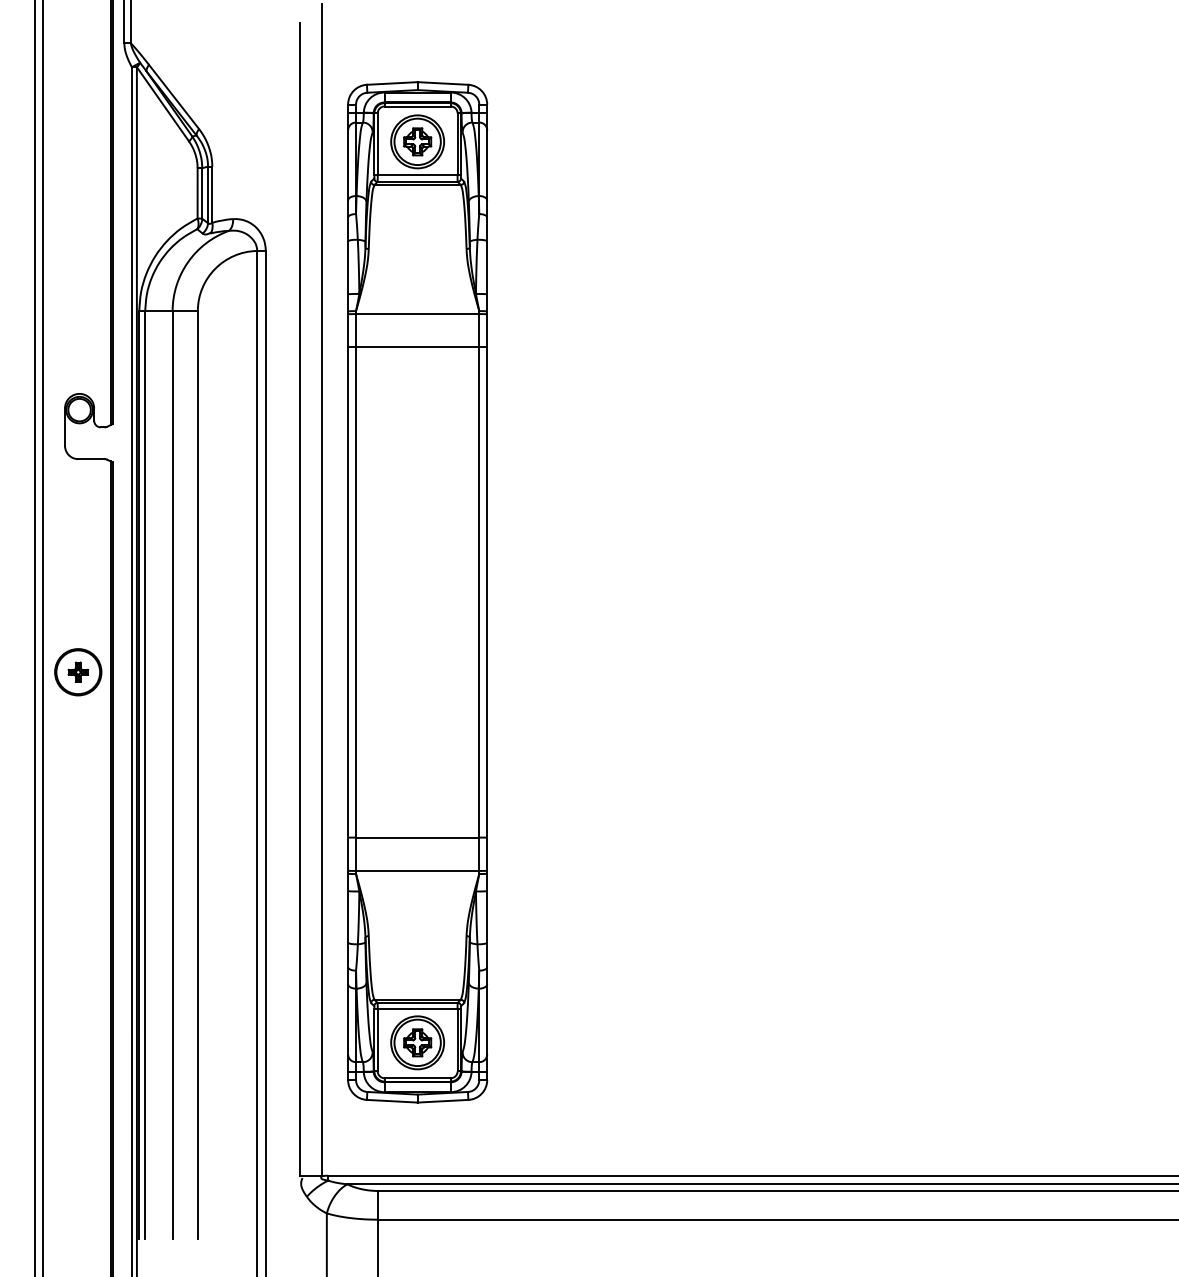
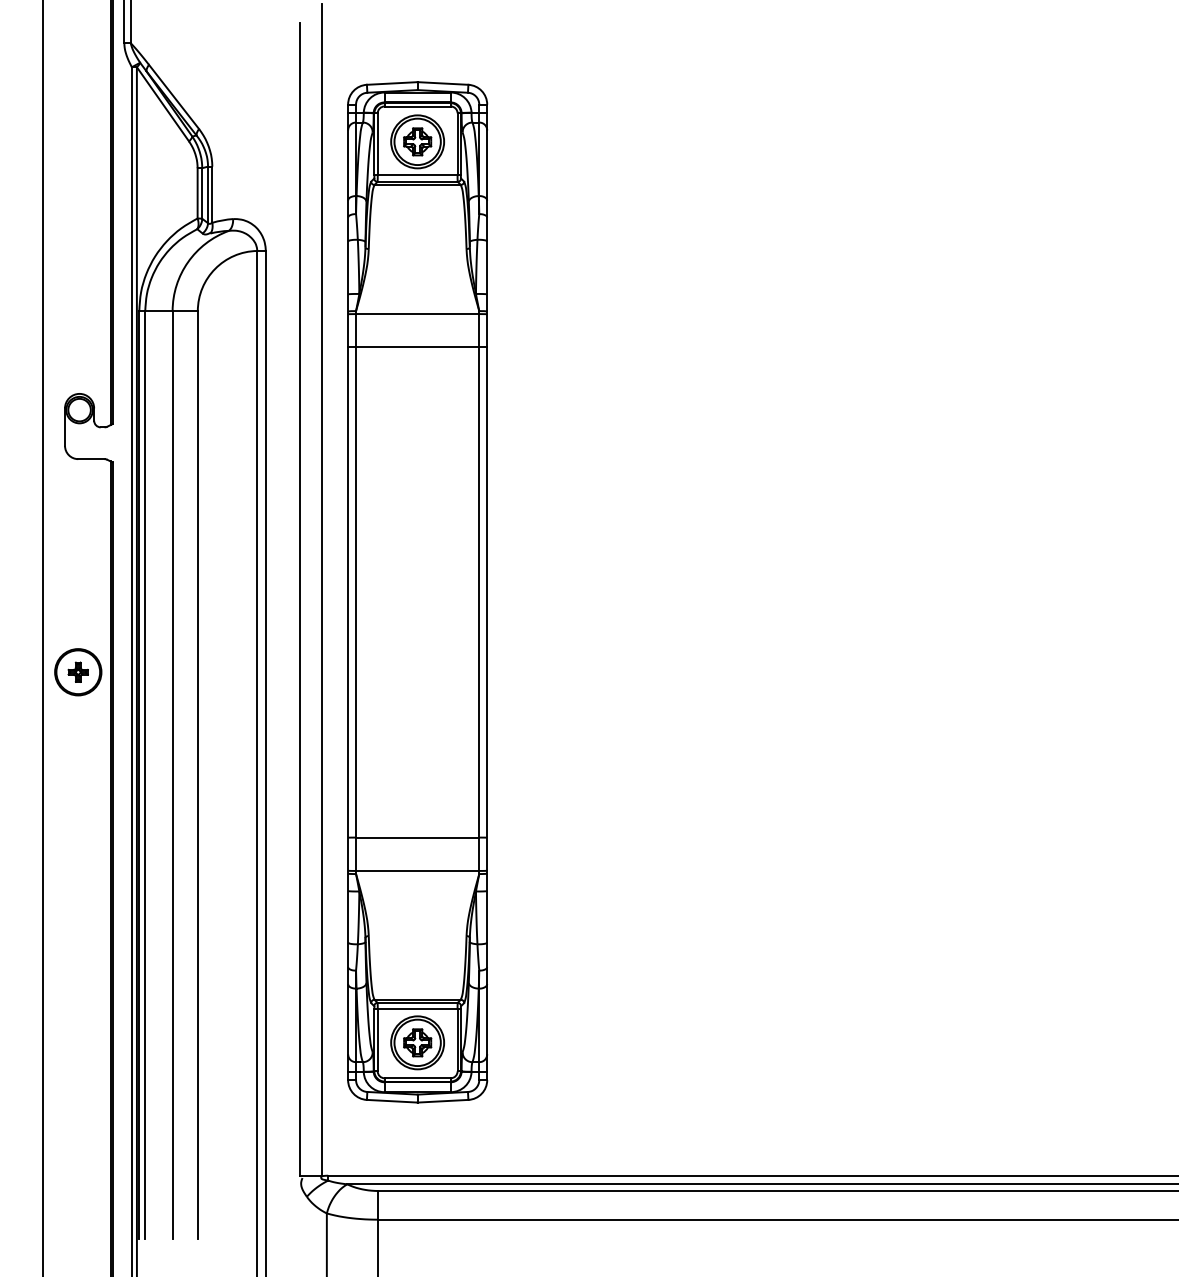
line: present -> none (35, 637)
